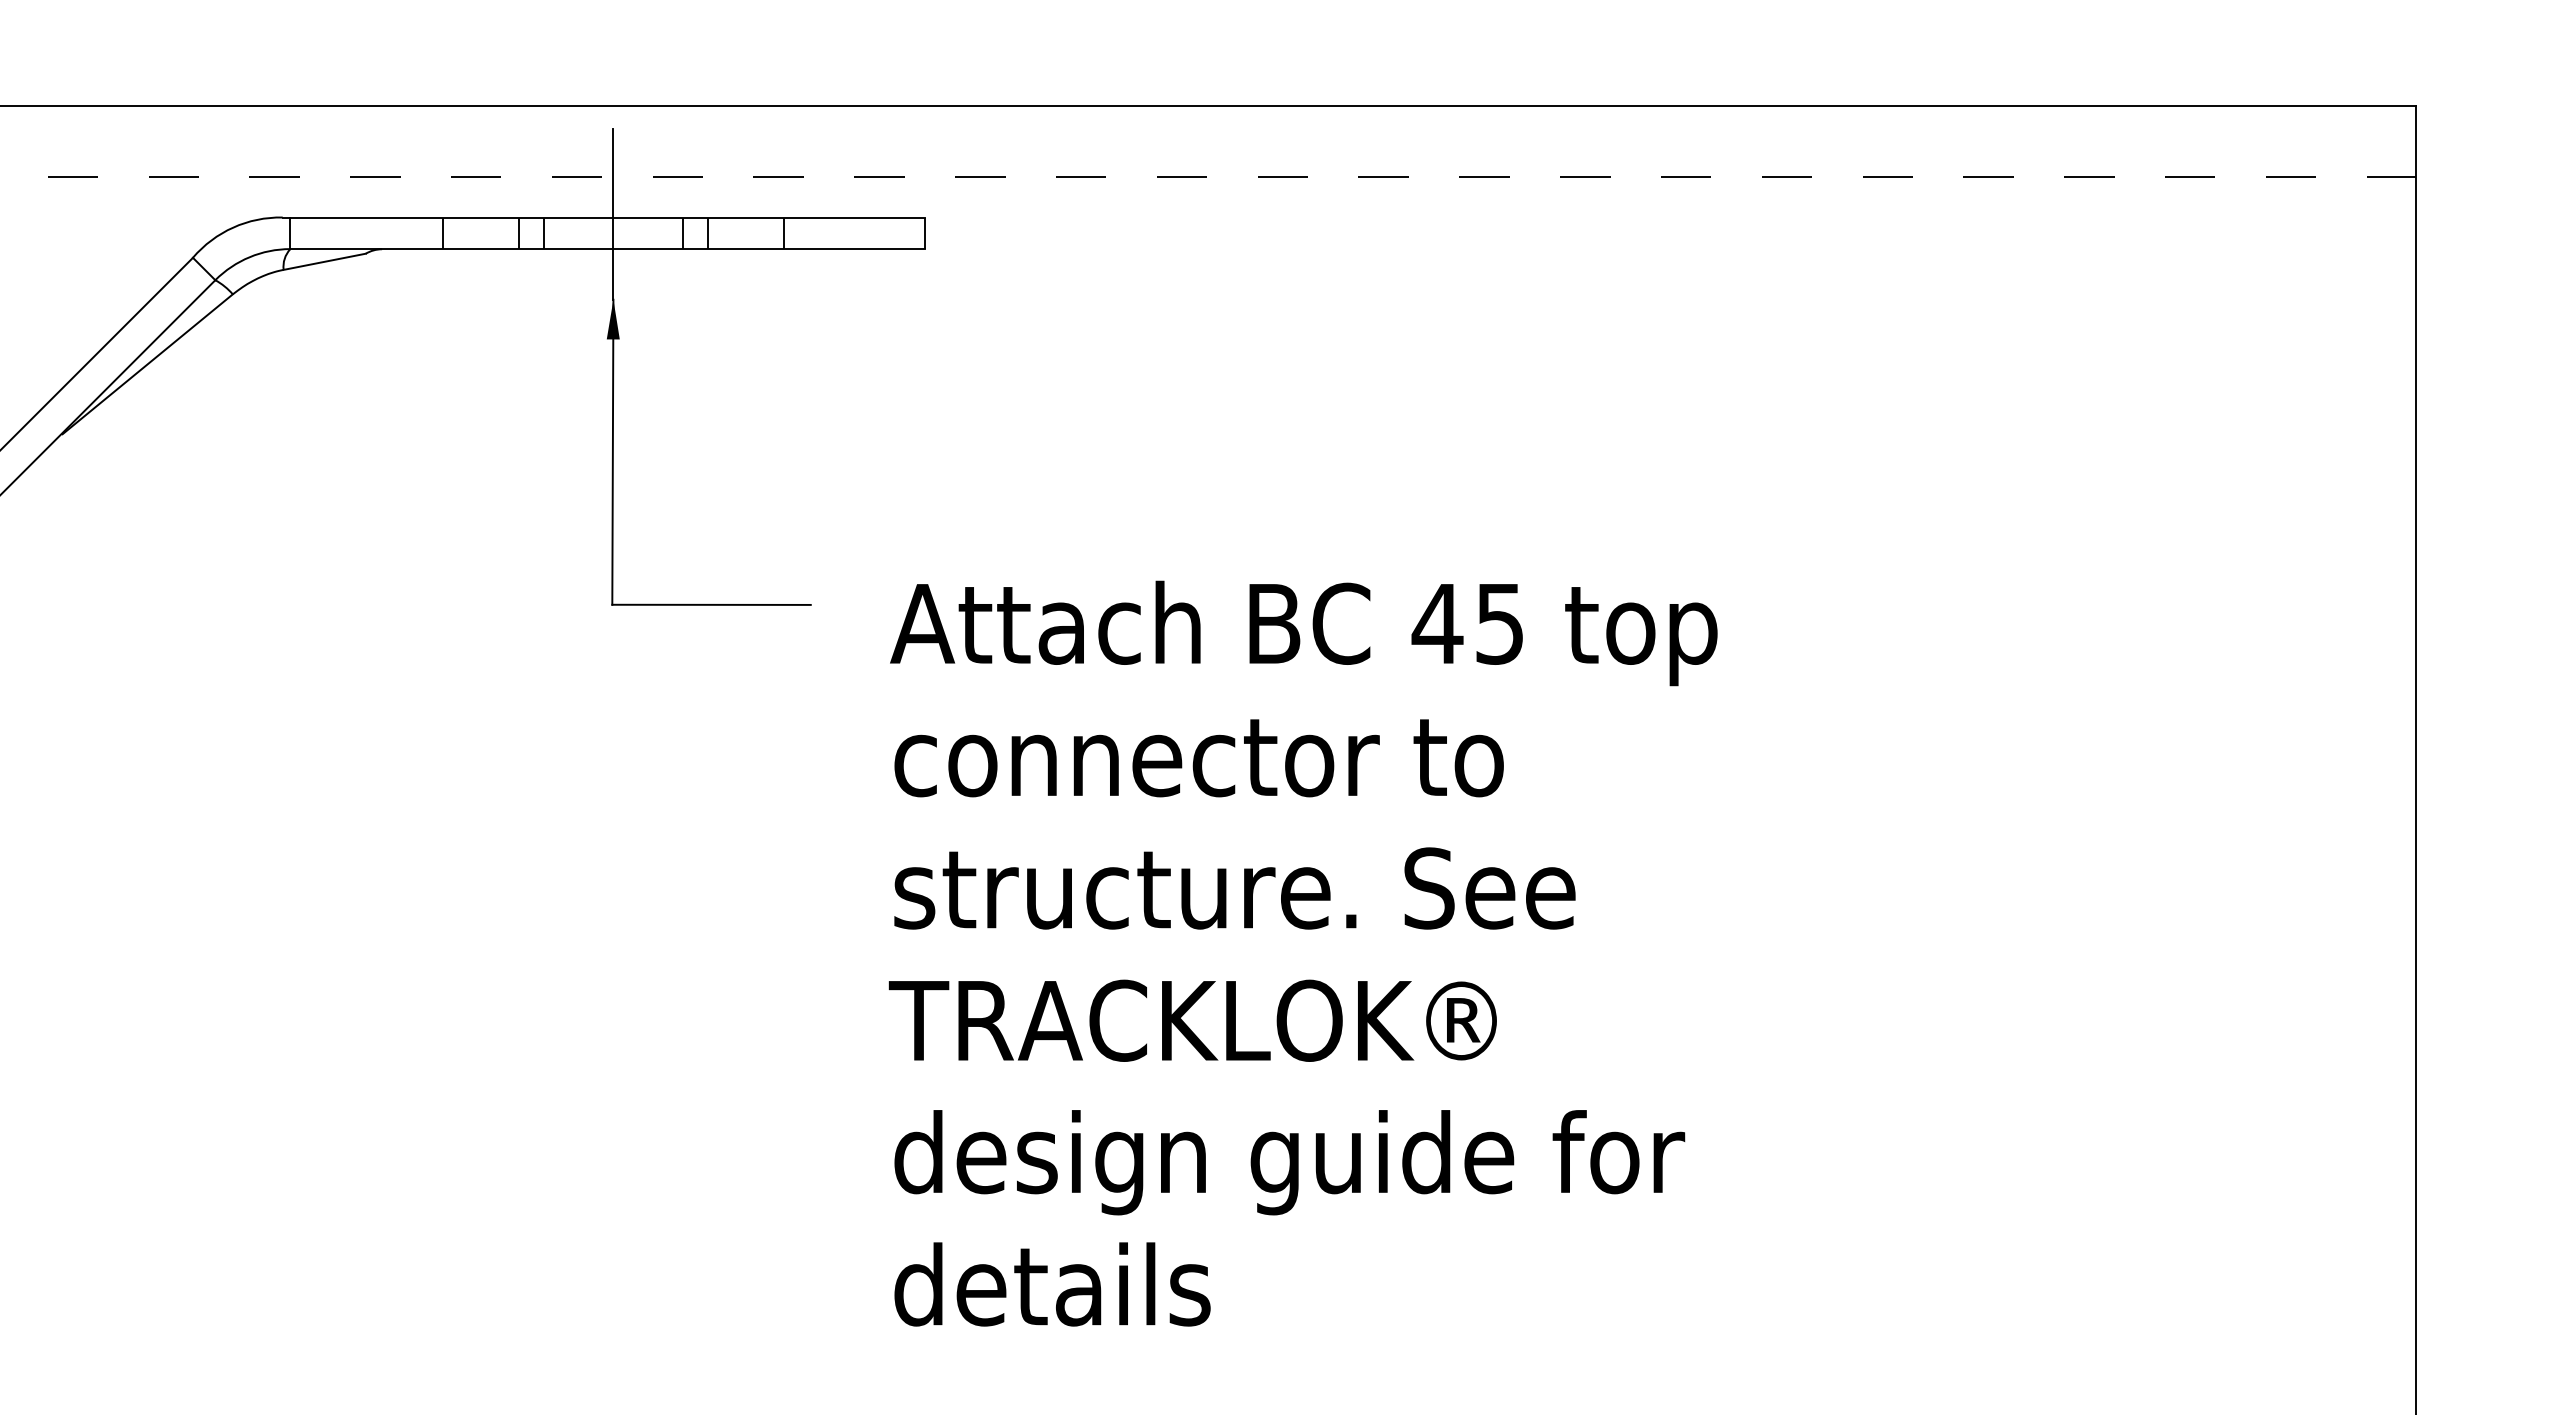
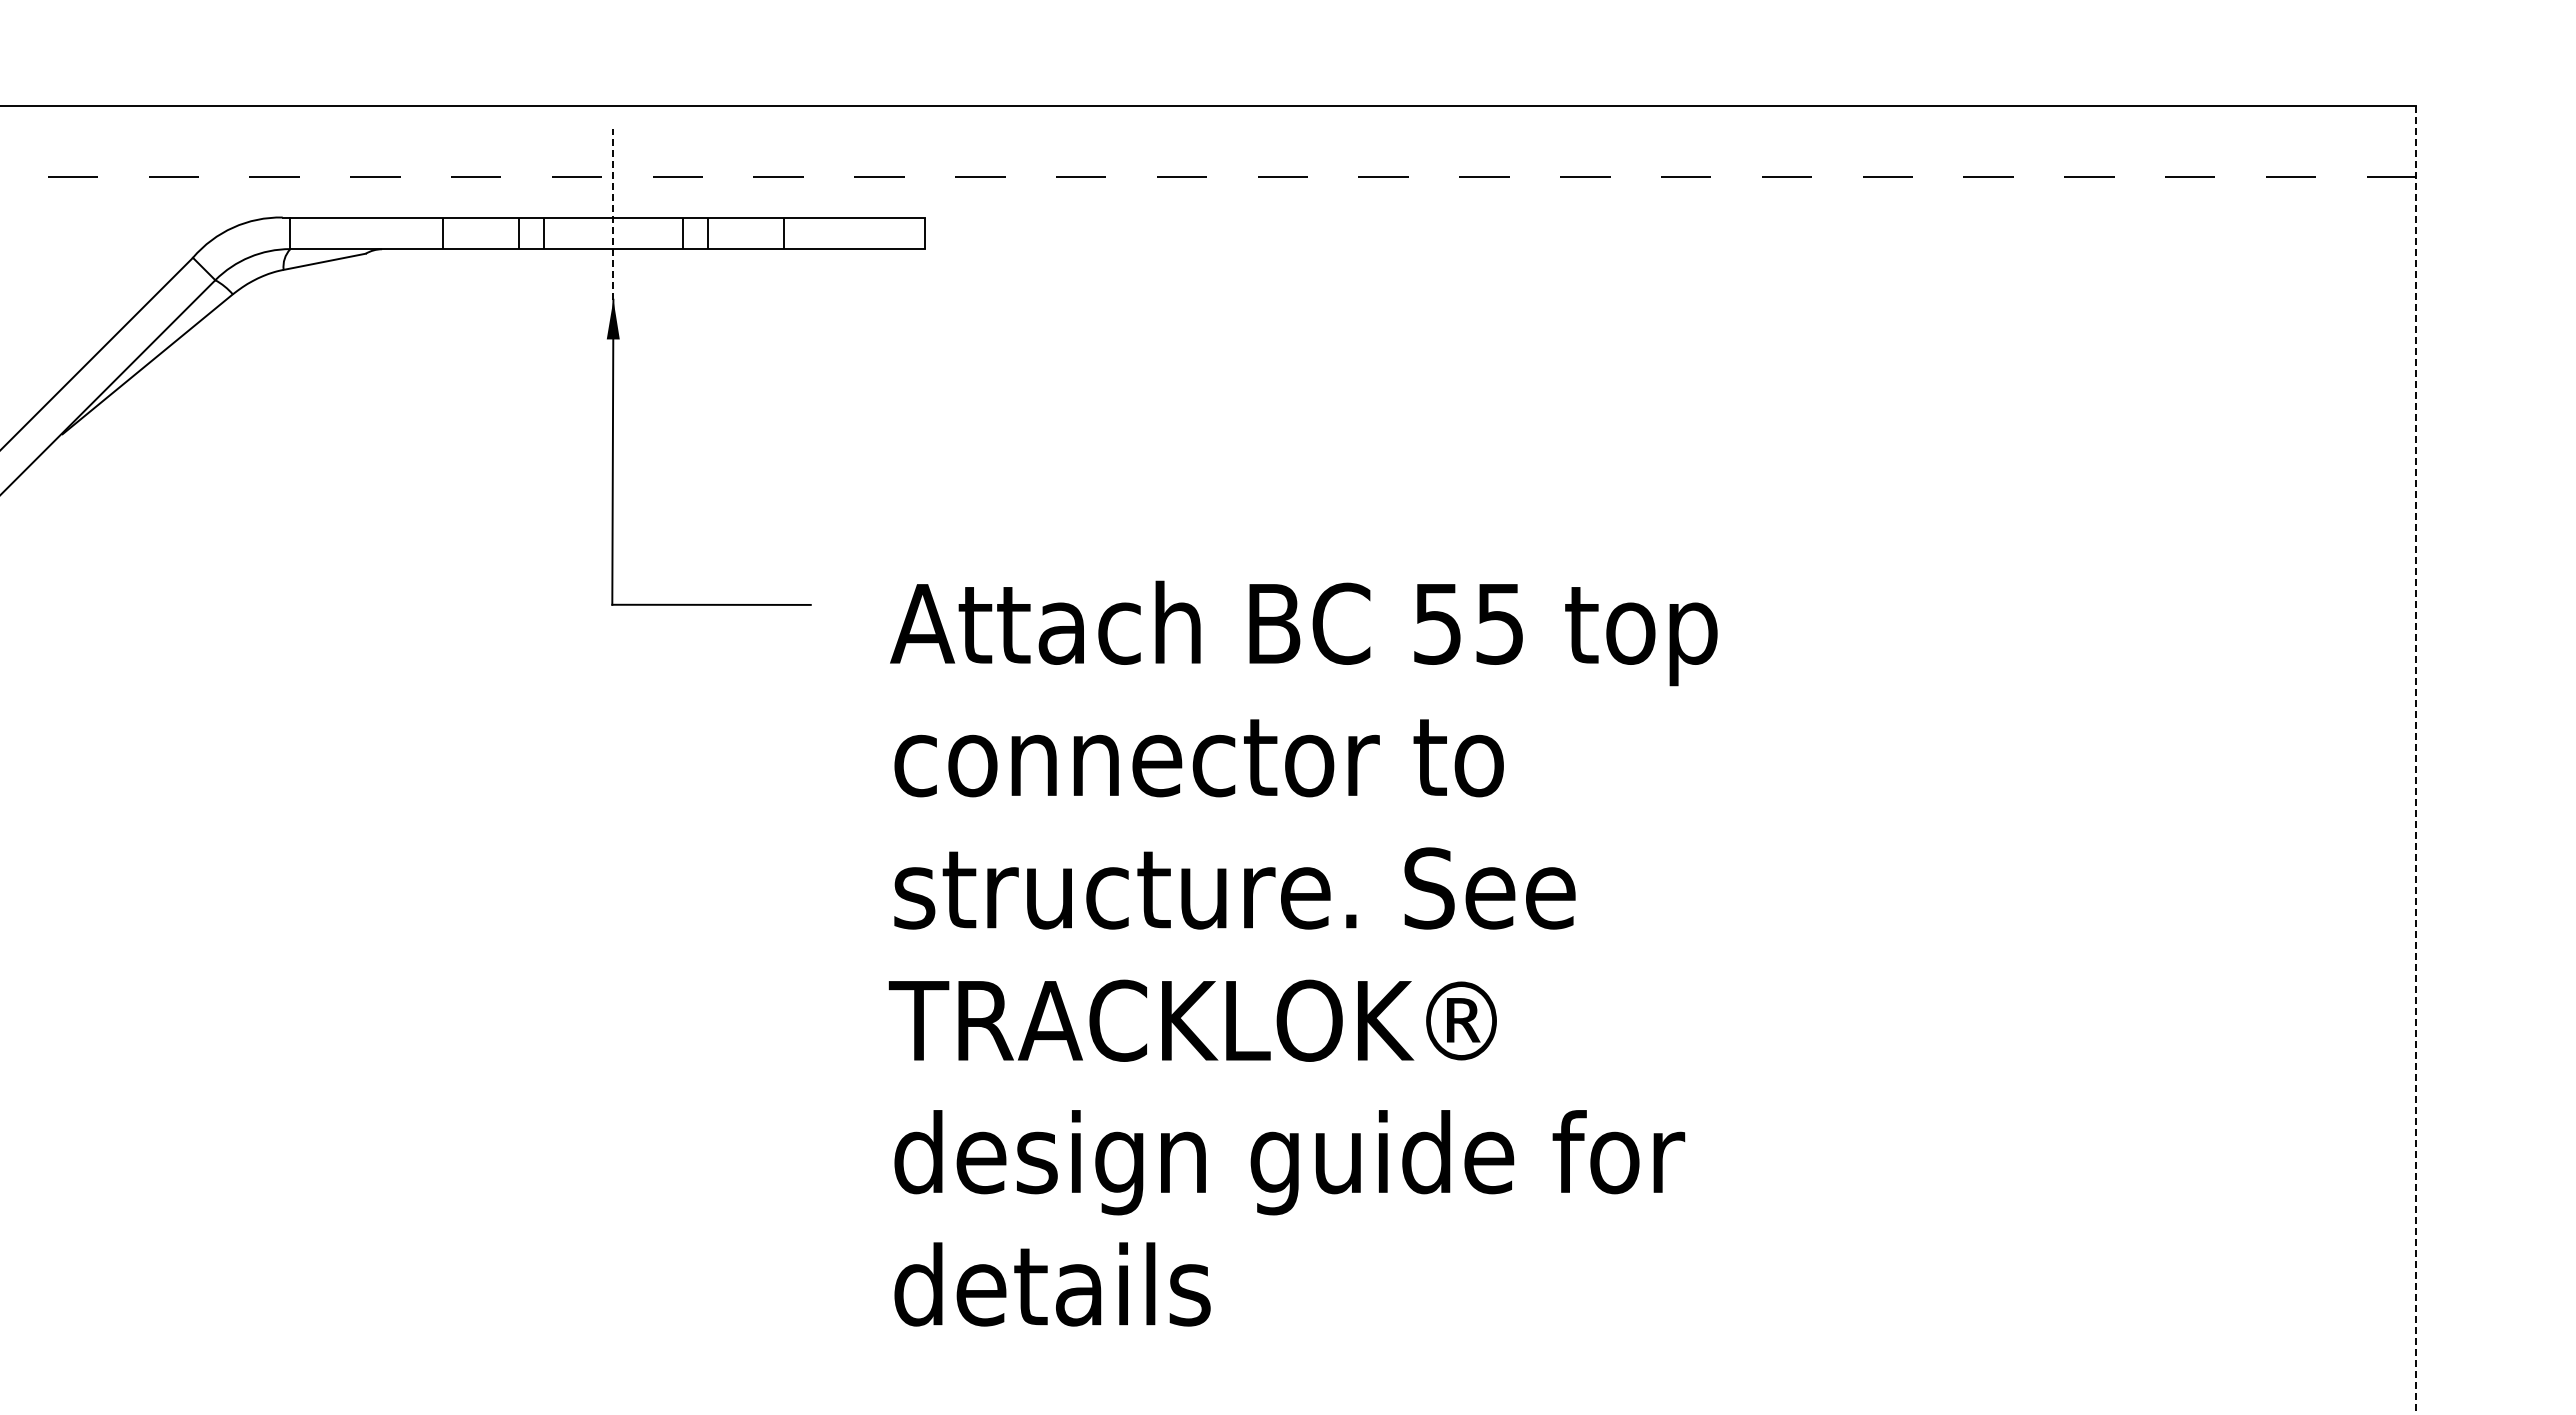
line: solid -> dashed (613, 213)
text: 45 -> 55 (1437, 624)
line: solid -> dashed (2415, 760)
